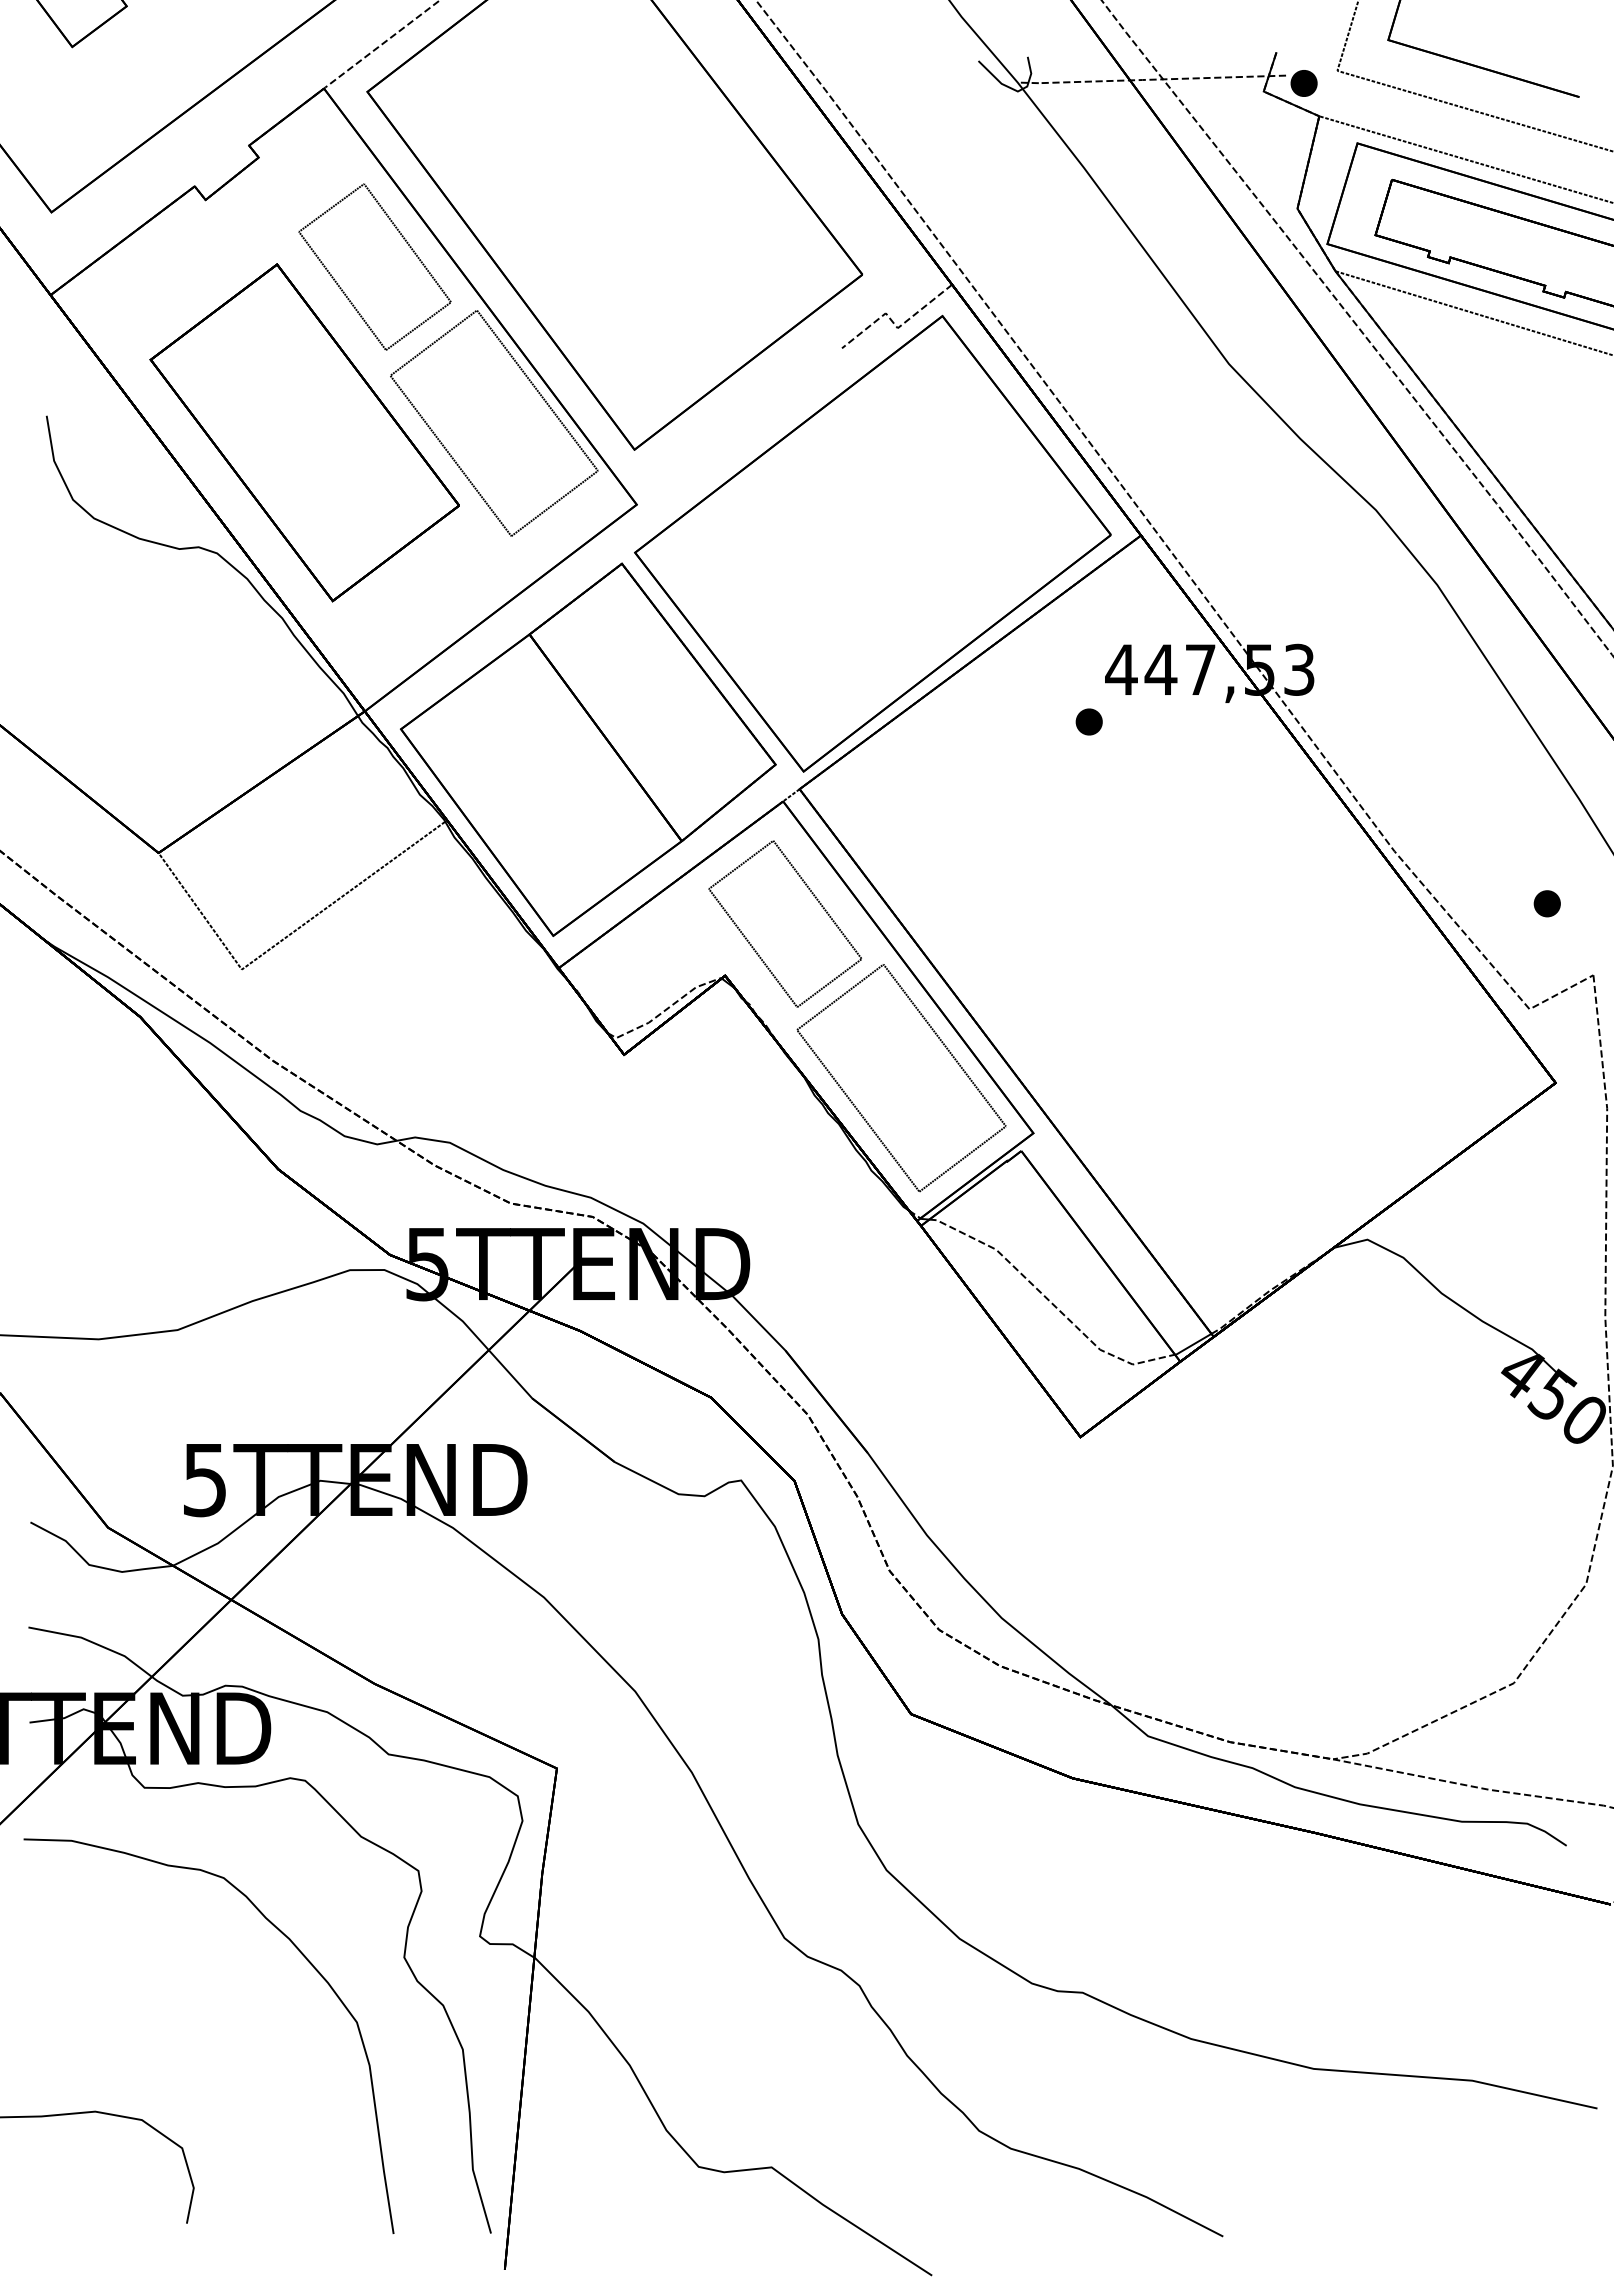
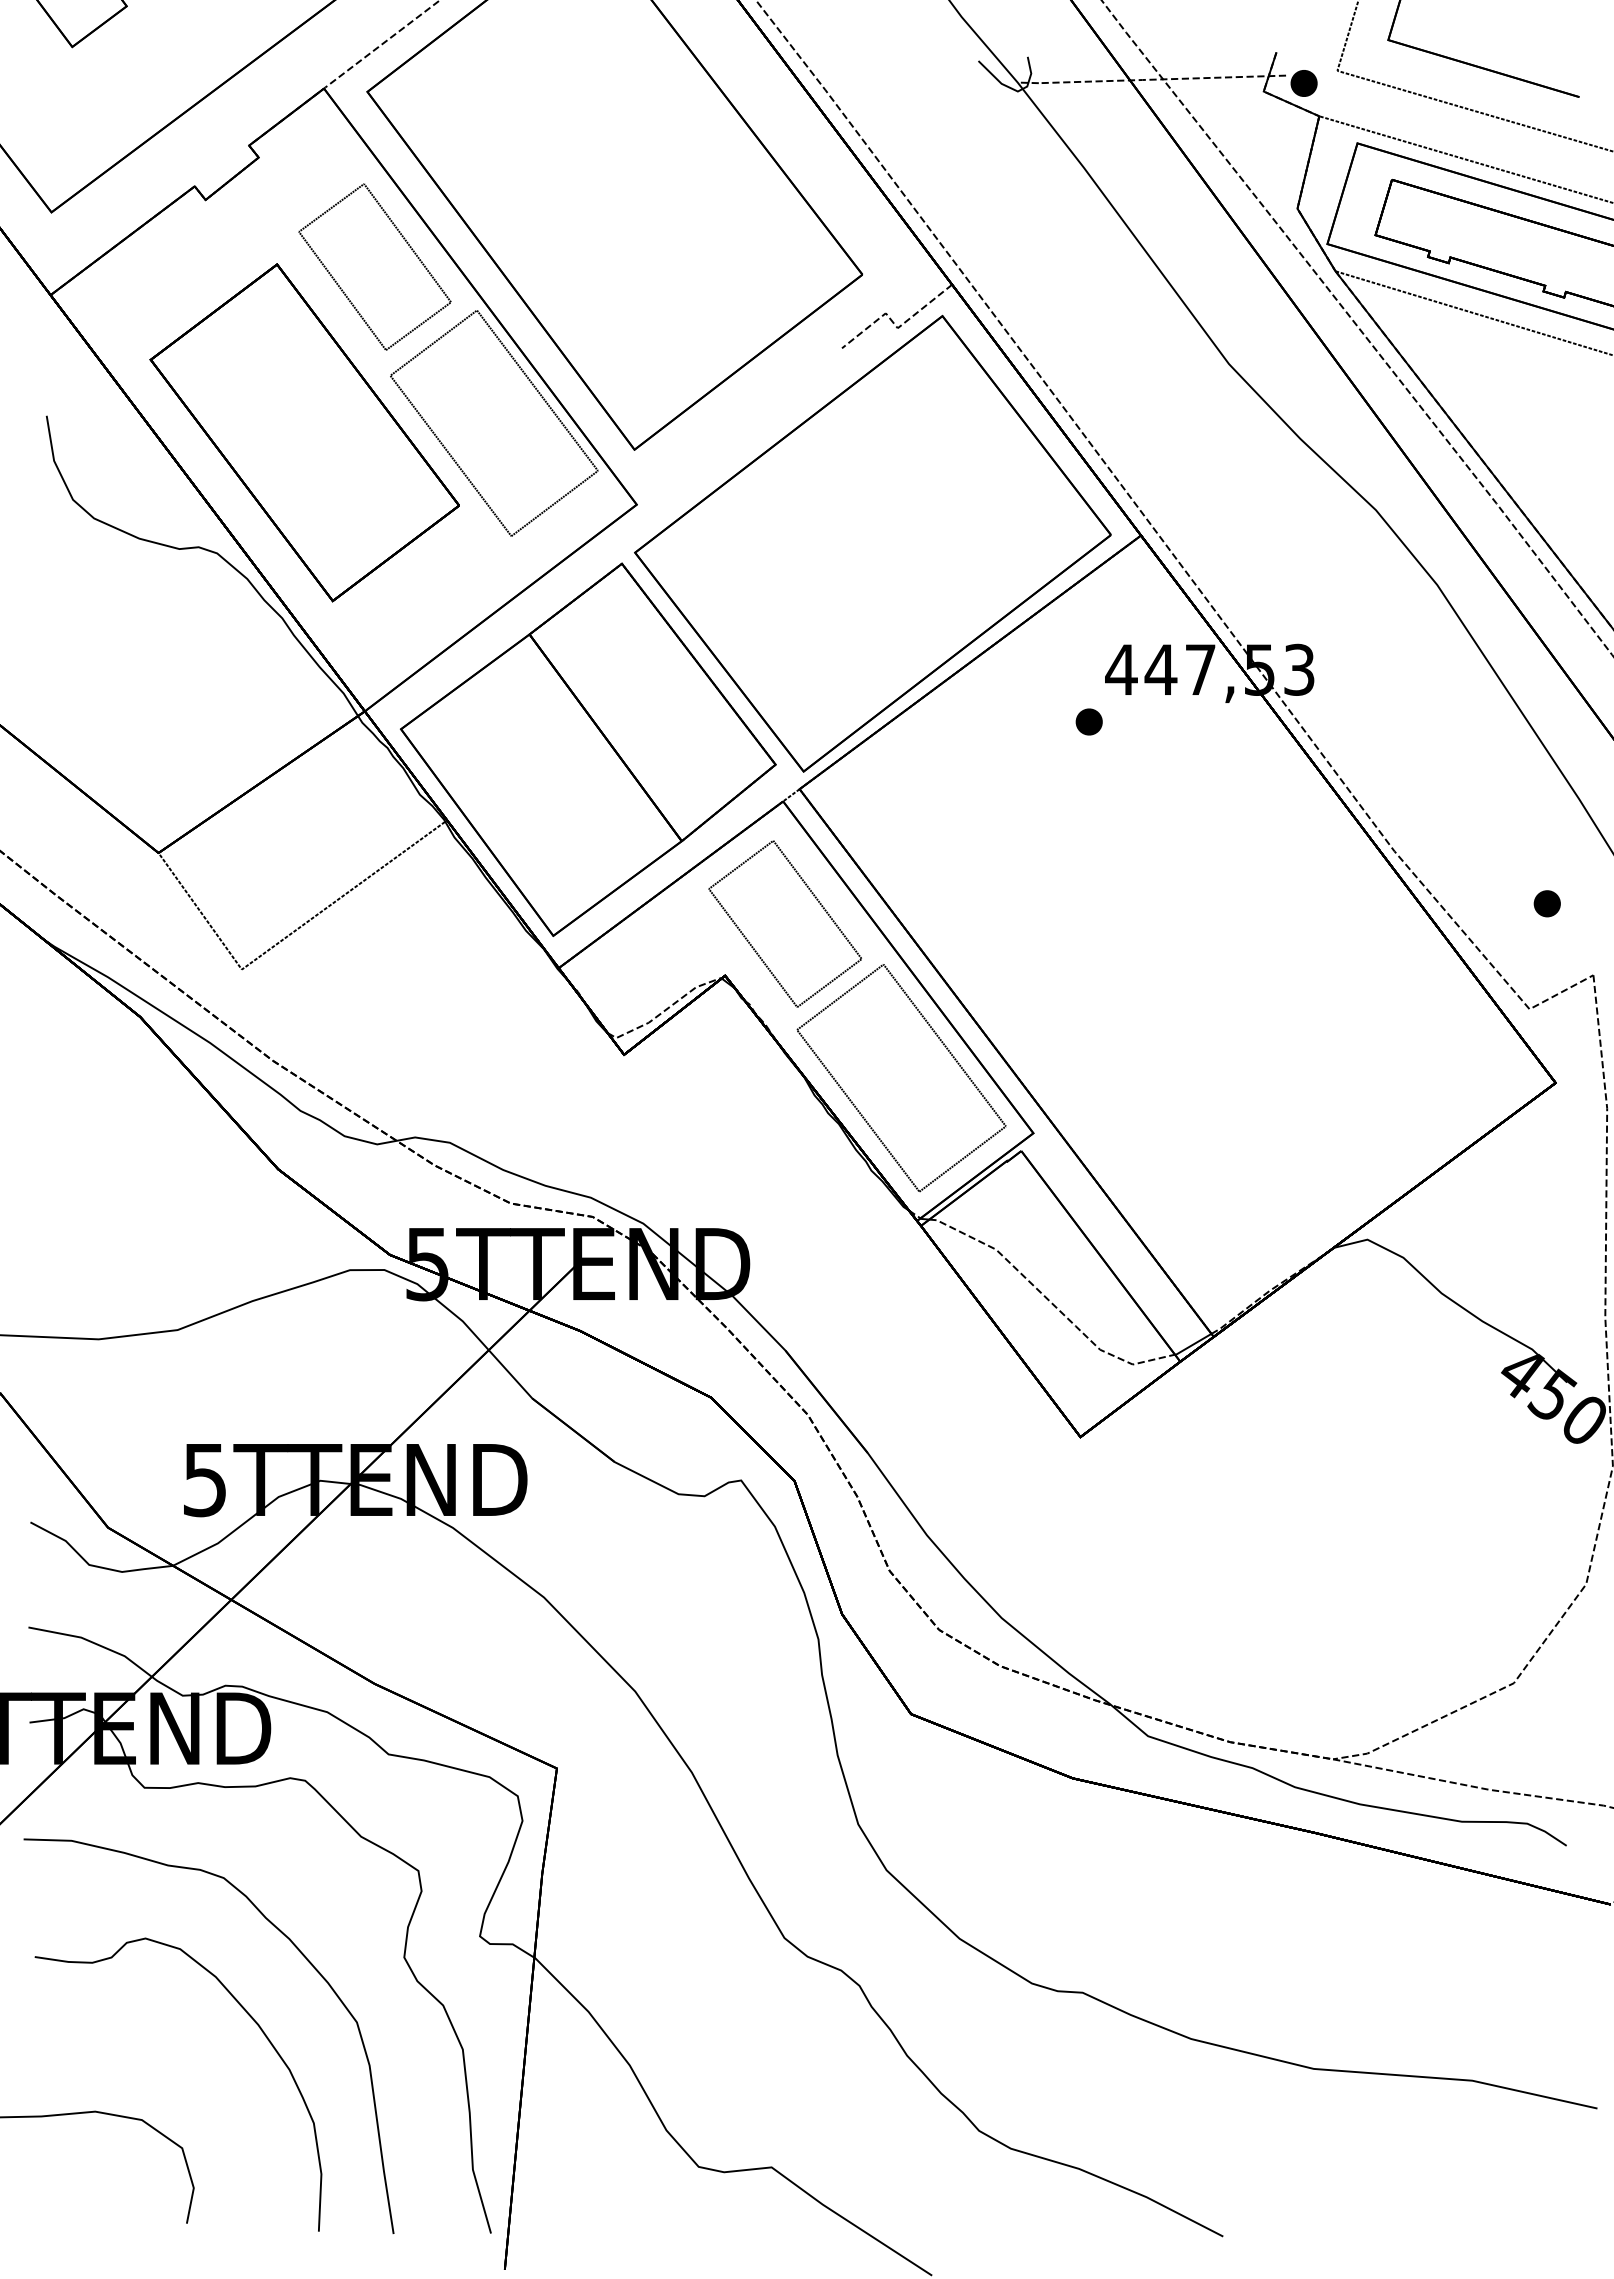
part: none -> present (254, 2022)
